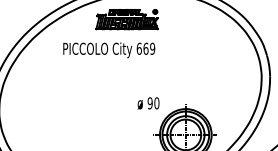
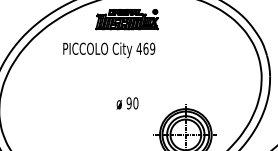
text: 669 -> 469 (138, 48)
text position: (148, 103) -> (127, 103) (127, 103)
